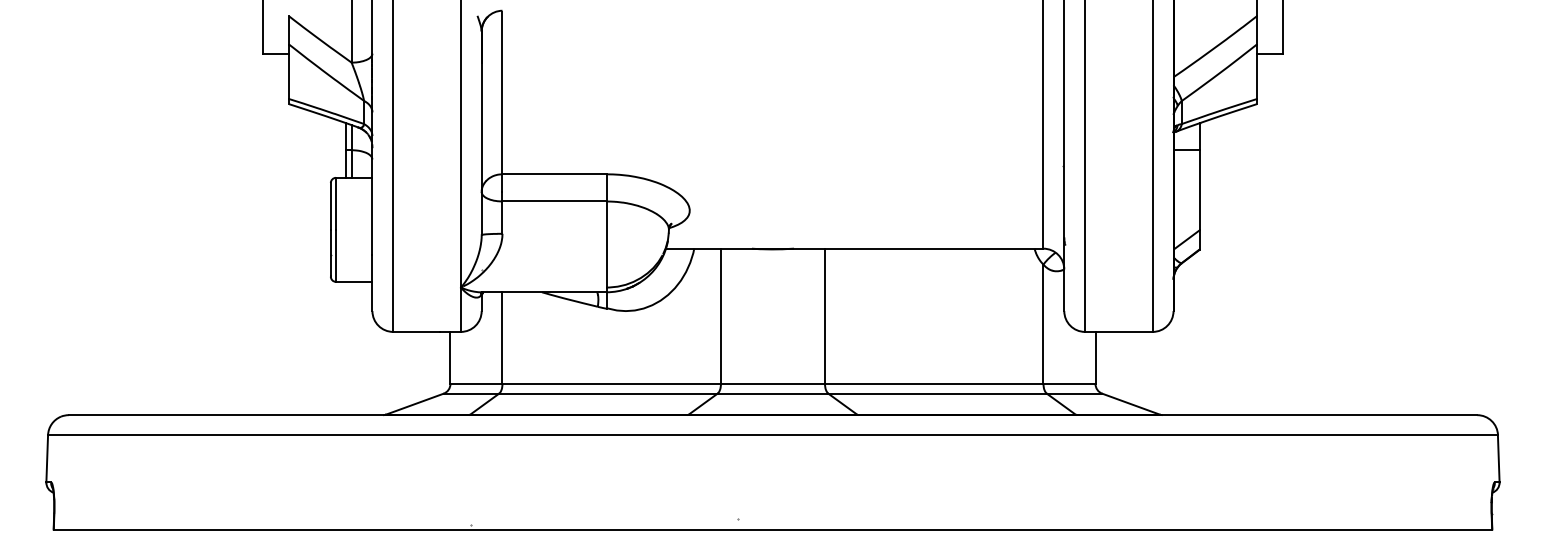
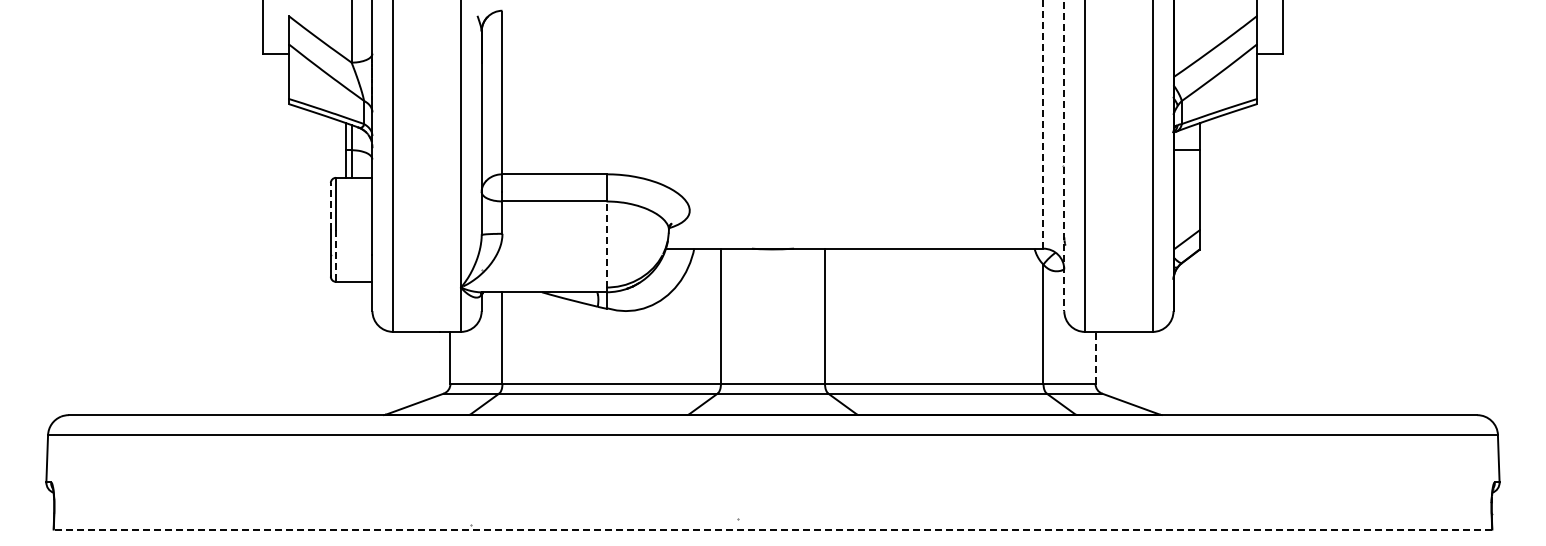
line: solid -> dashed (1043, 123)
line: solid -> dashed (1064, 156)
line: solid -> dashed (330, 205)
line: solid -> dashed (606, 244)
line: solid -> dashed (336, 256)
line: solid -> dashed (1095, 357)
line: solid -> dashed (772, 529)
